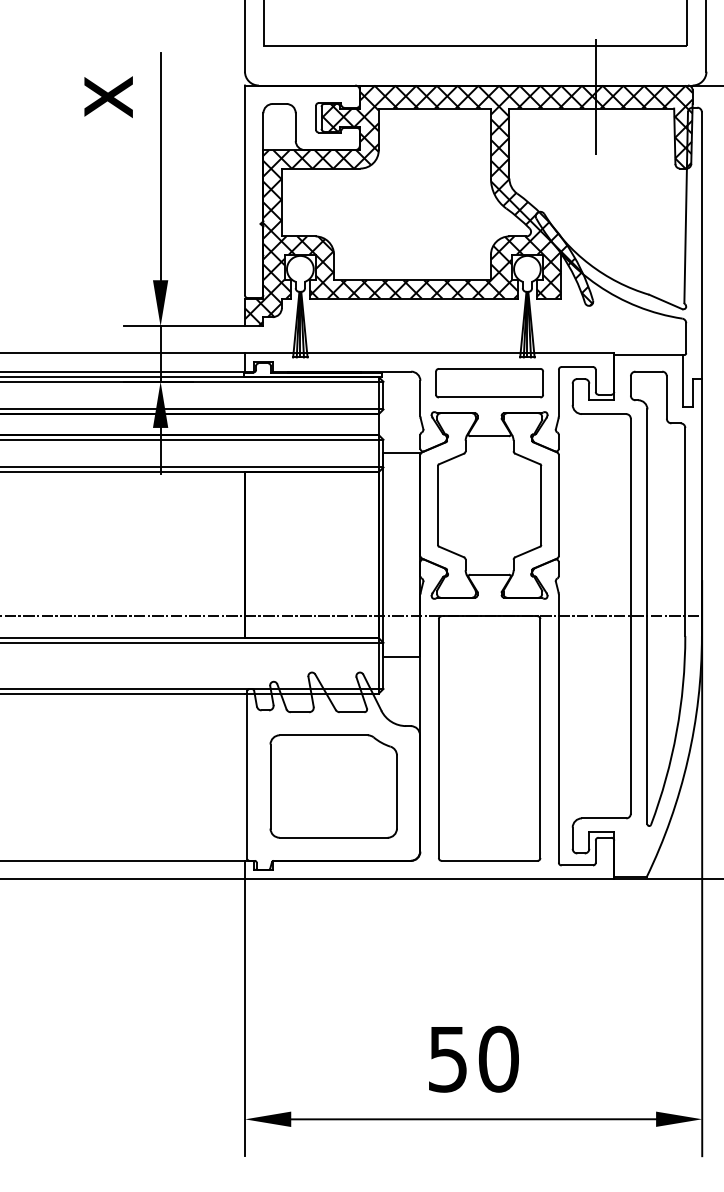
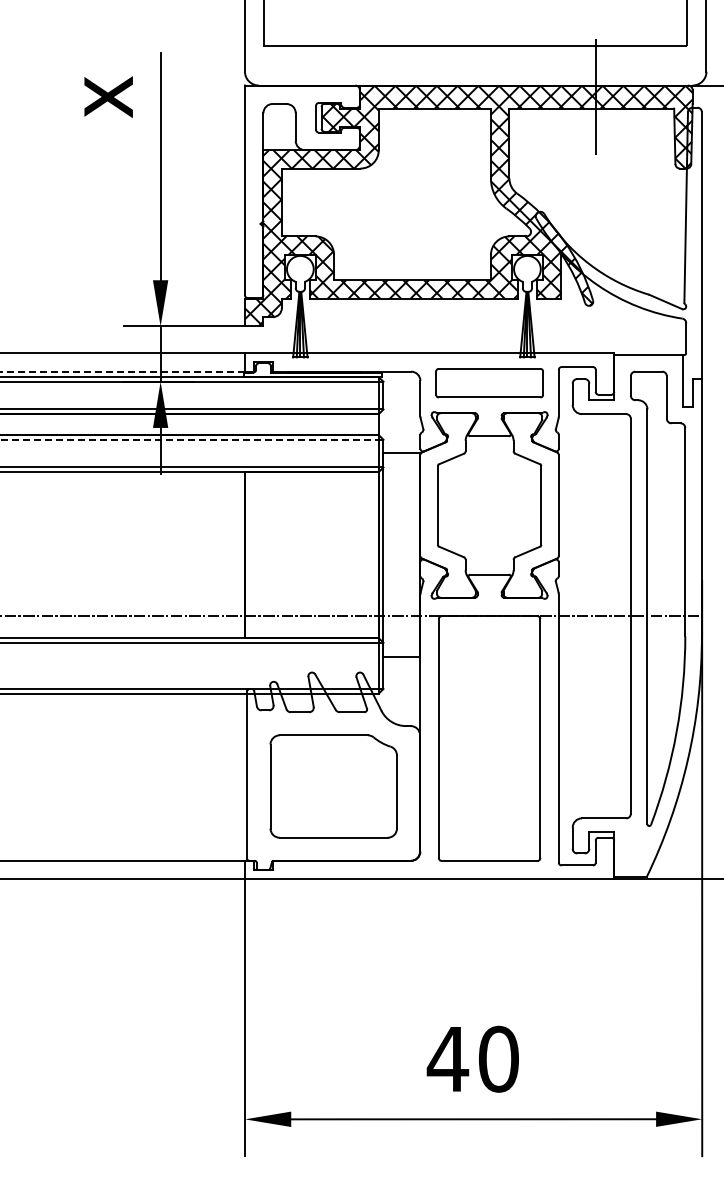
line: solid -> dashed (122, 371)
line: solid -> dashed (190, 439)
text: 50 -> 40 (447, 1059)
